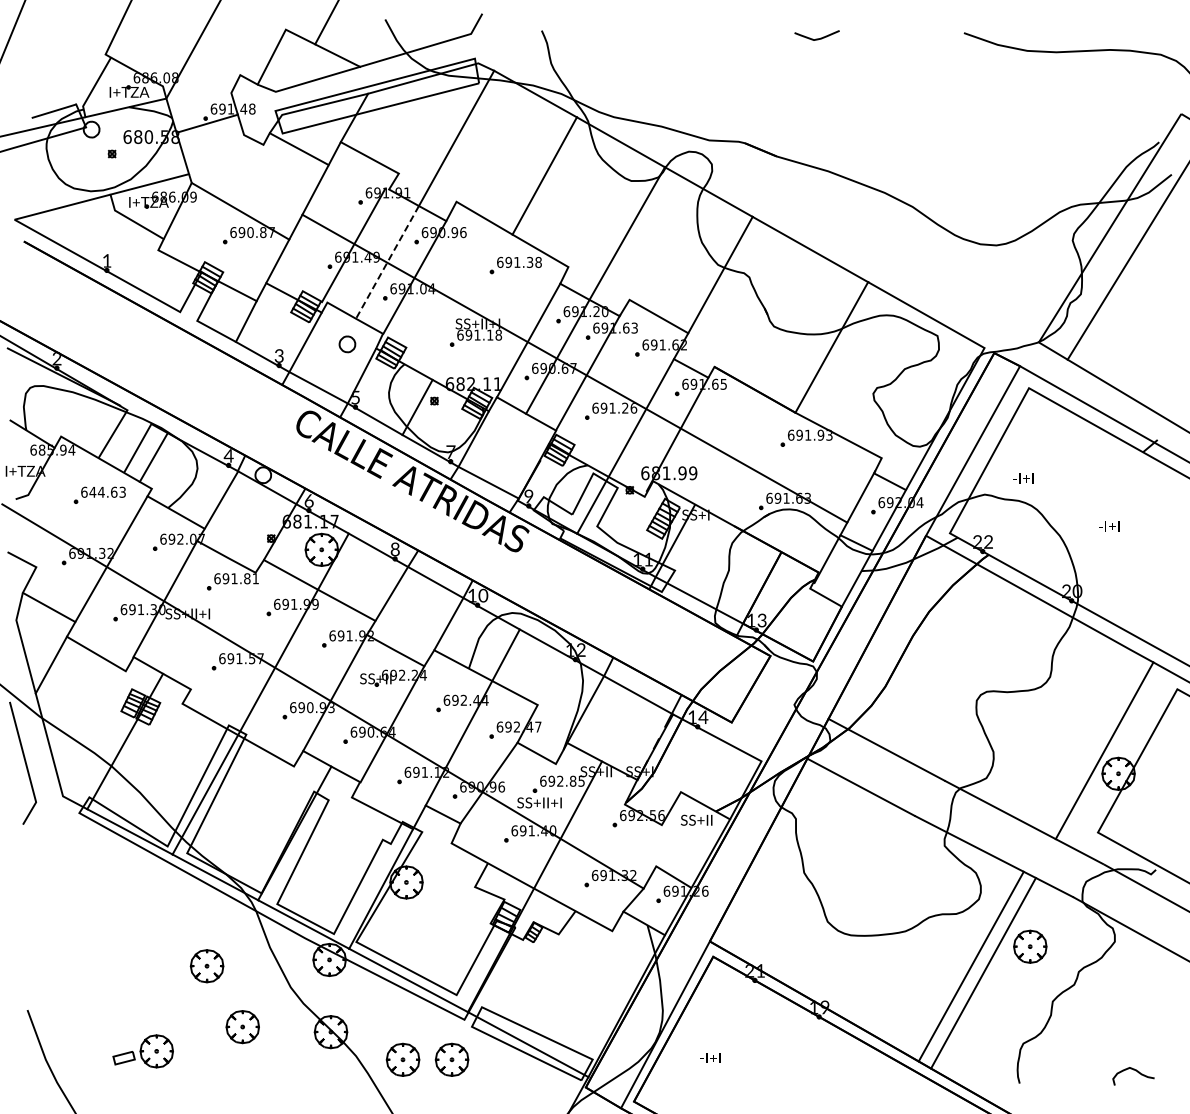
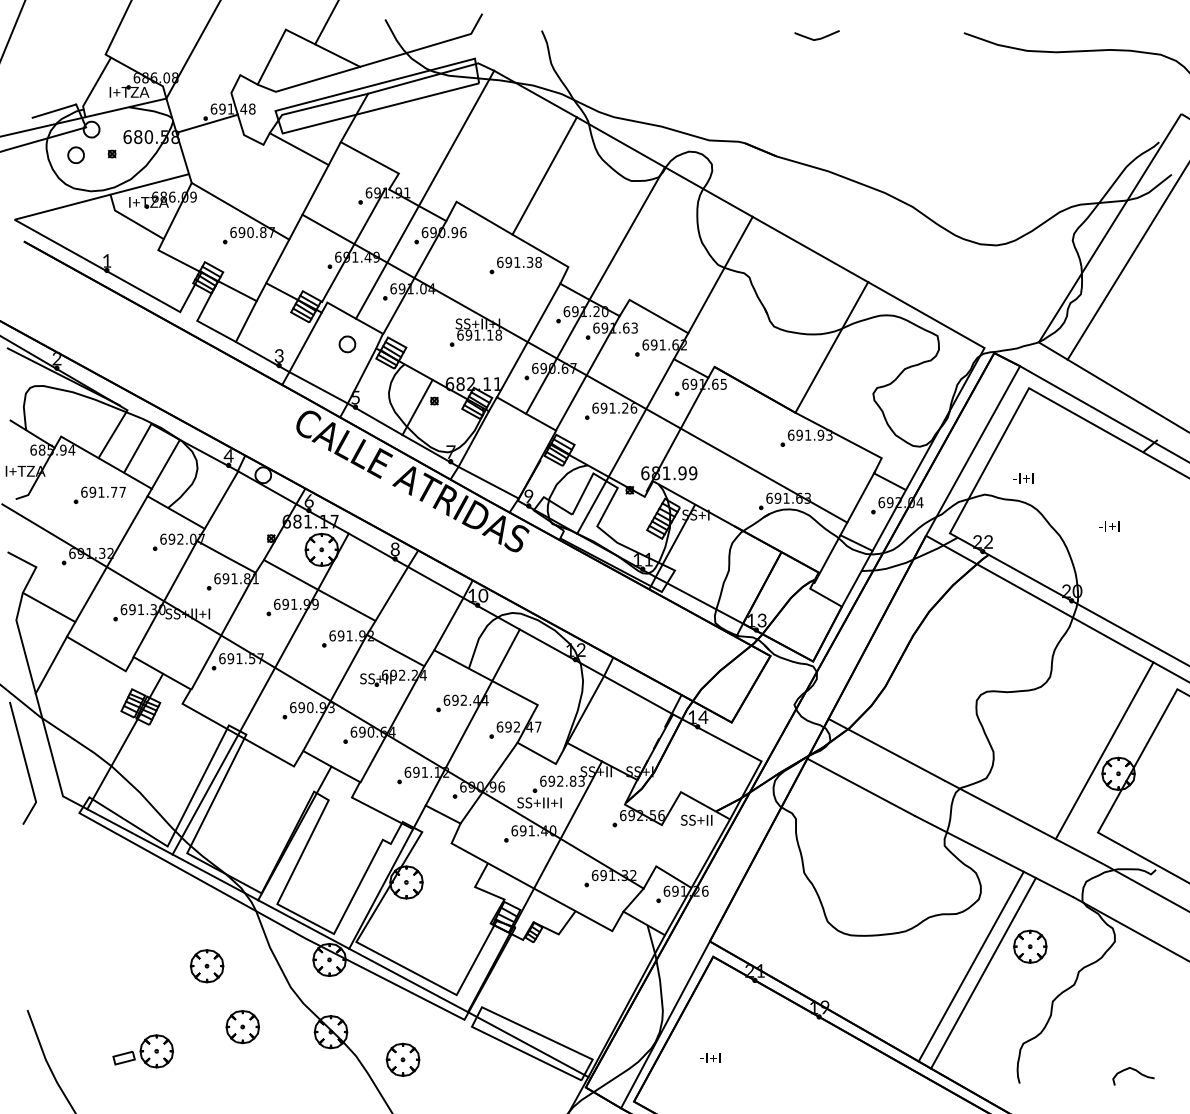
part: none -> present (75, 154)
line: dashed -> solid (387, 262)
line position: (153, 456) -> (165, 463) (165, 463)
text: 644.63 -> 691.77 (107, 491)
line: none -> present (223, 630)
text: 692.85 -> 692.83 (581, 780)
part: present -> none (451, 1059)
